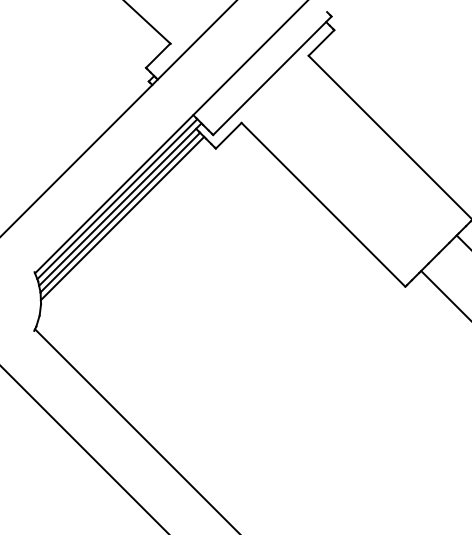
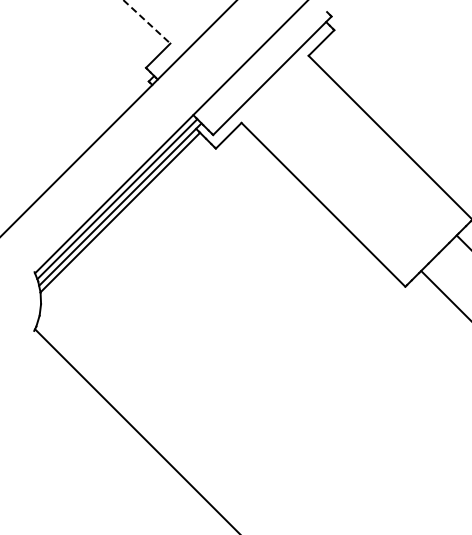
line: solid -> dashed (147, 22)
line: present -> none (122, 218)
line: present -> none (84, 449)
